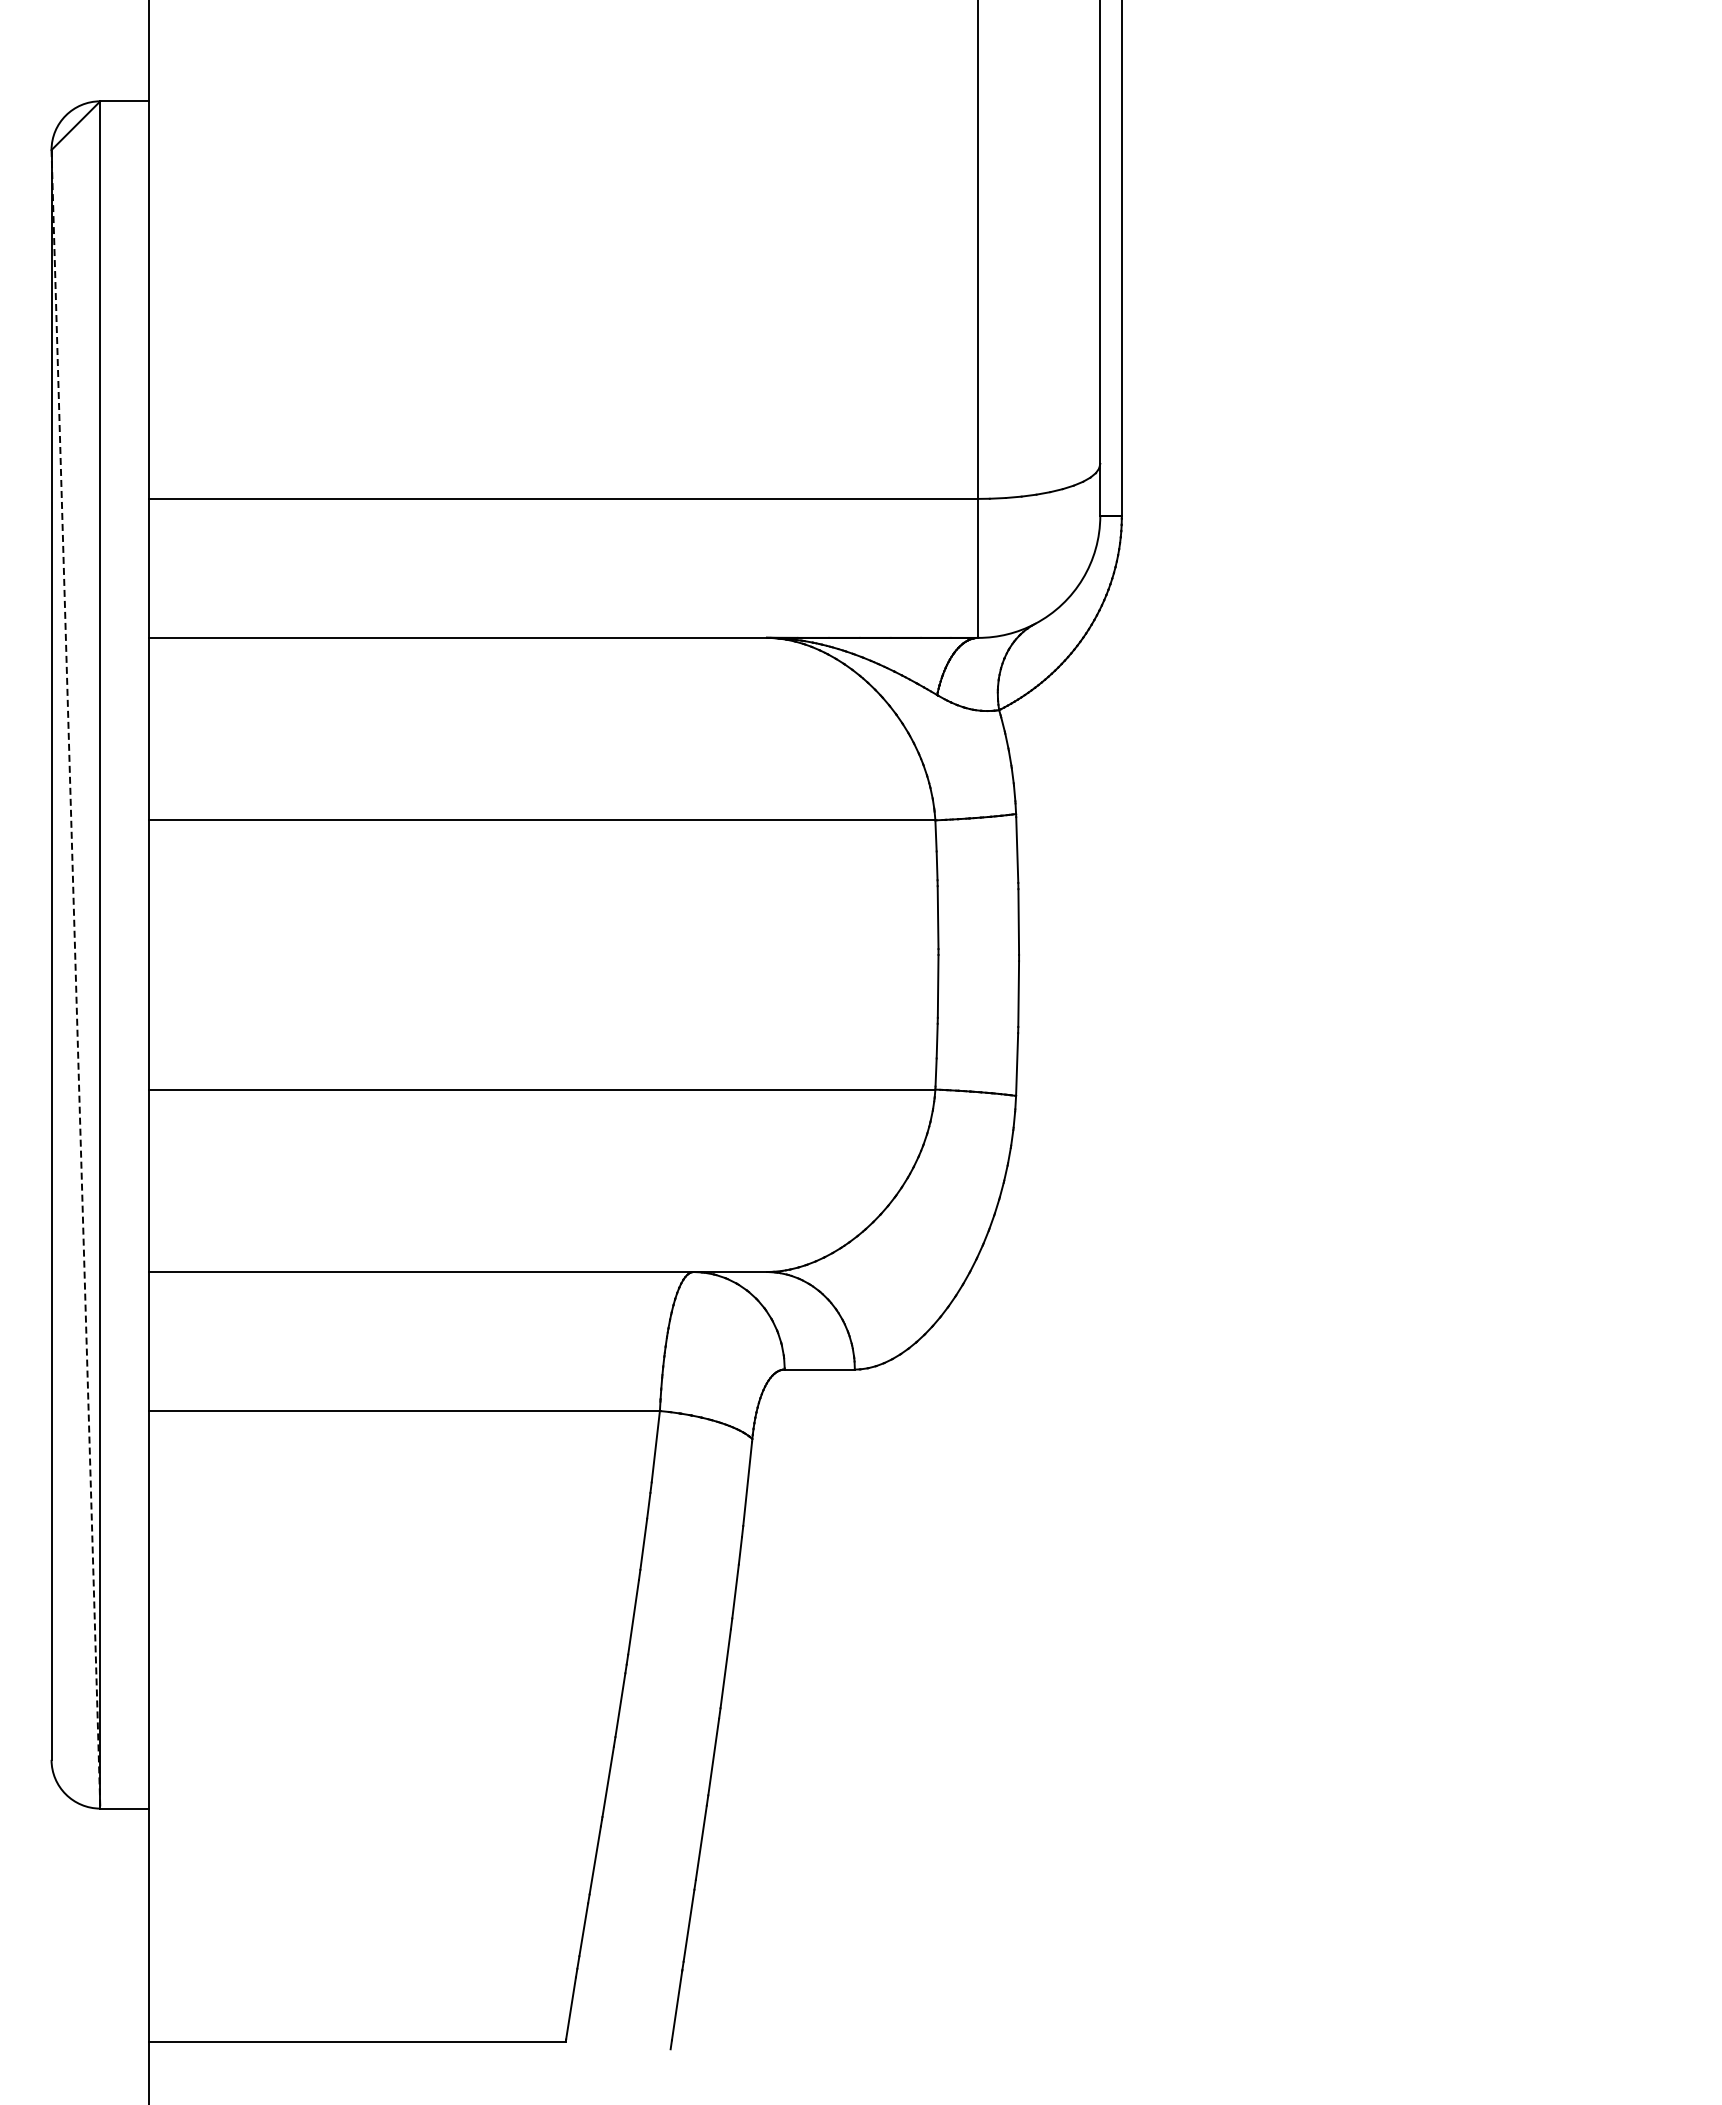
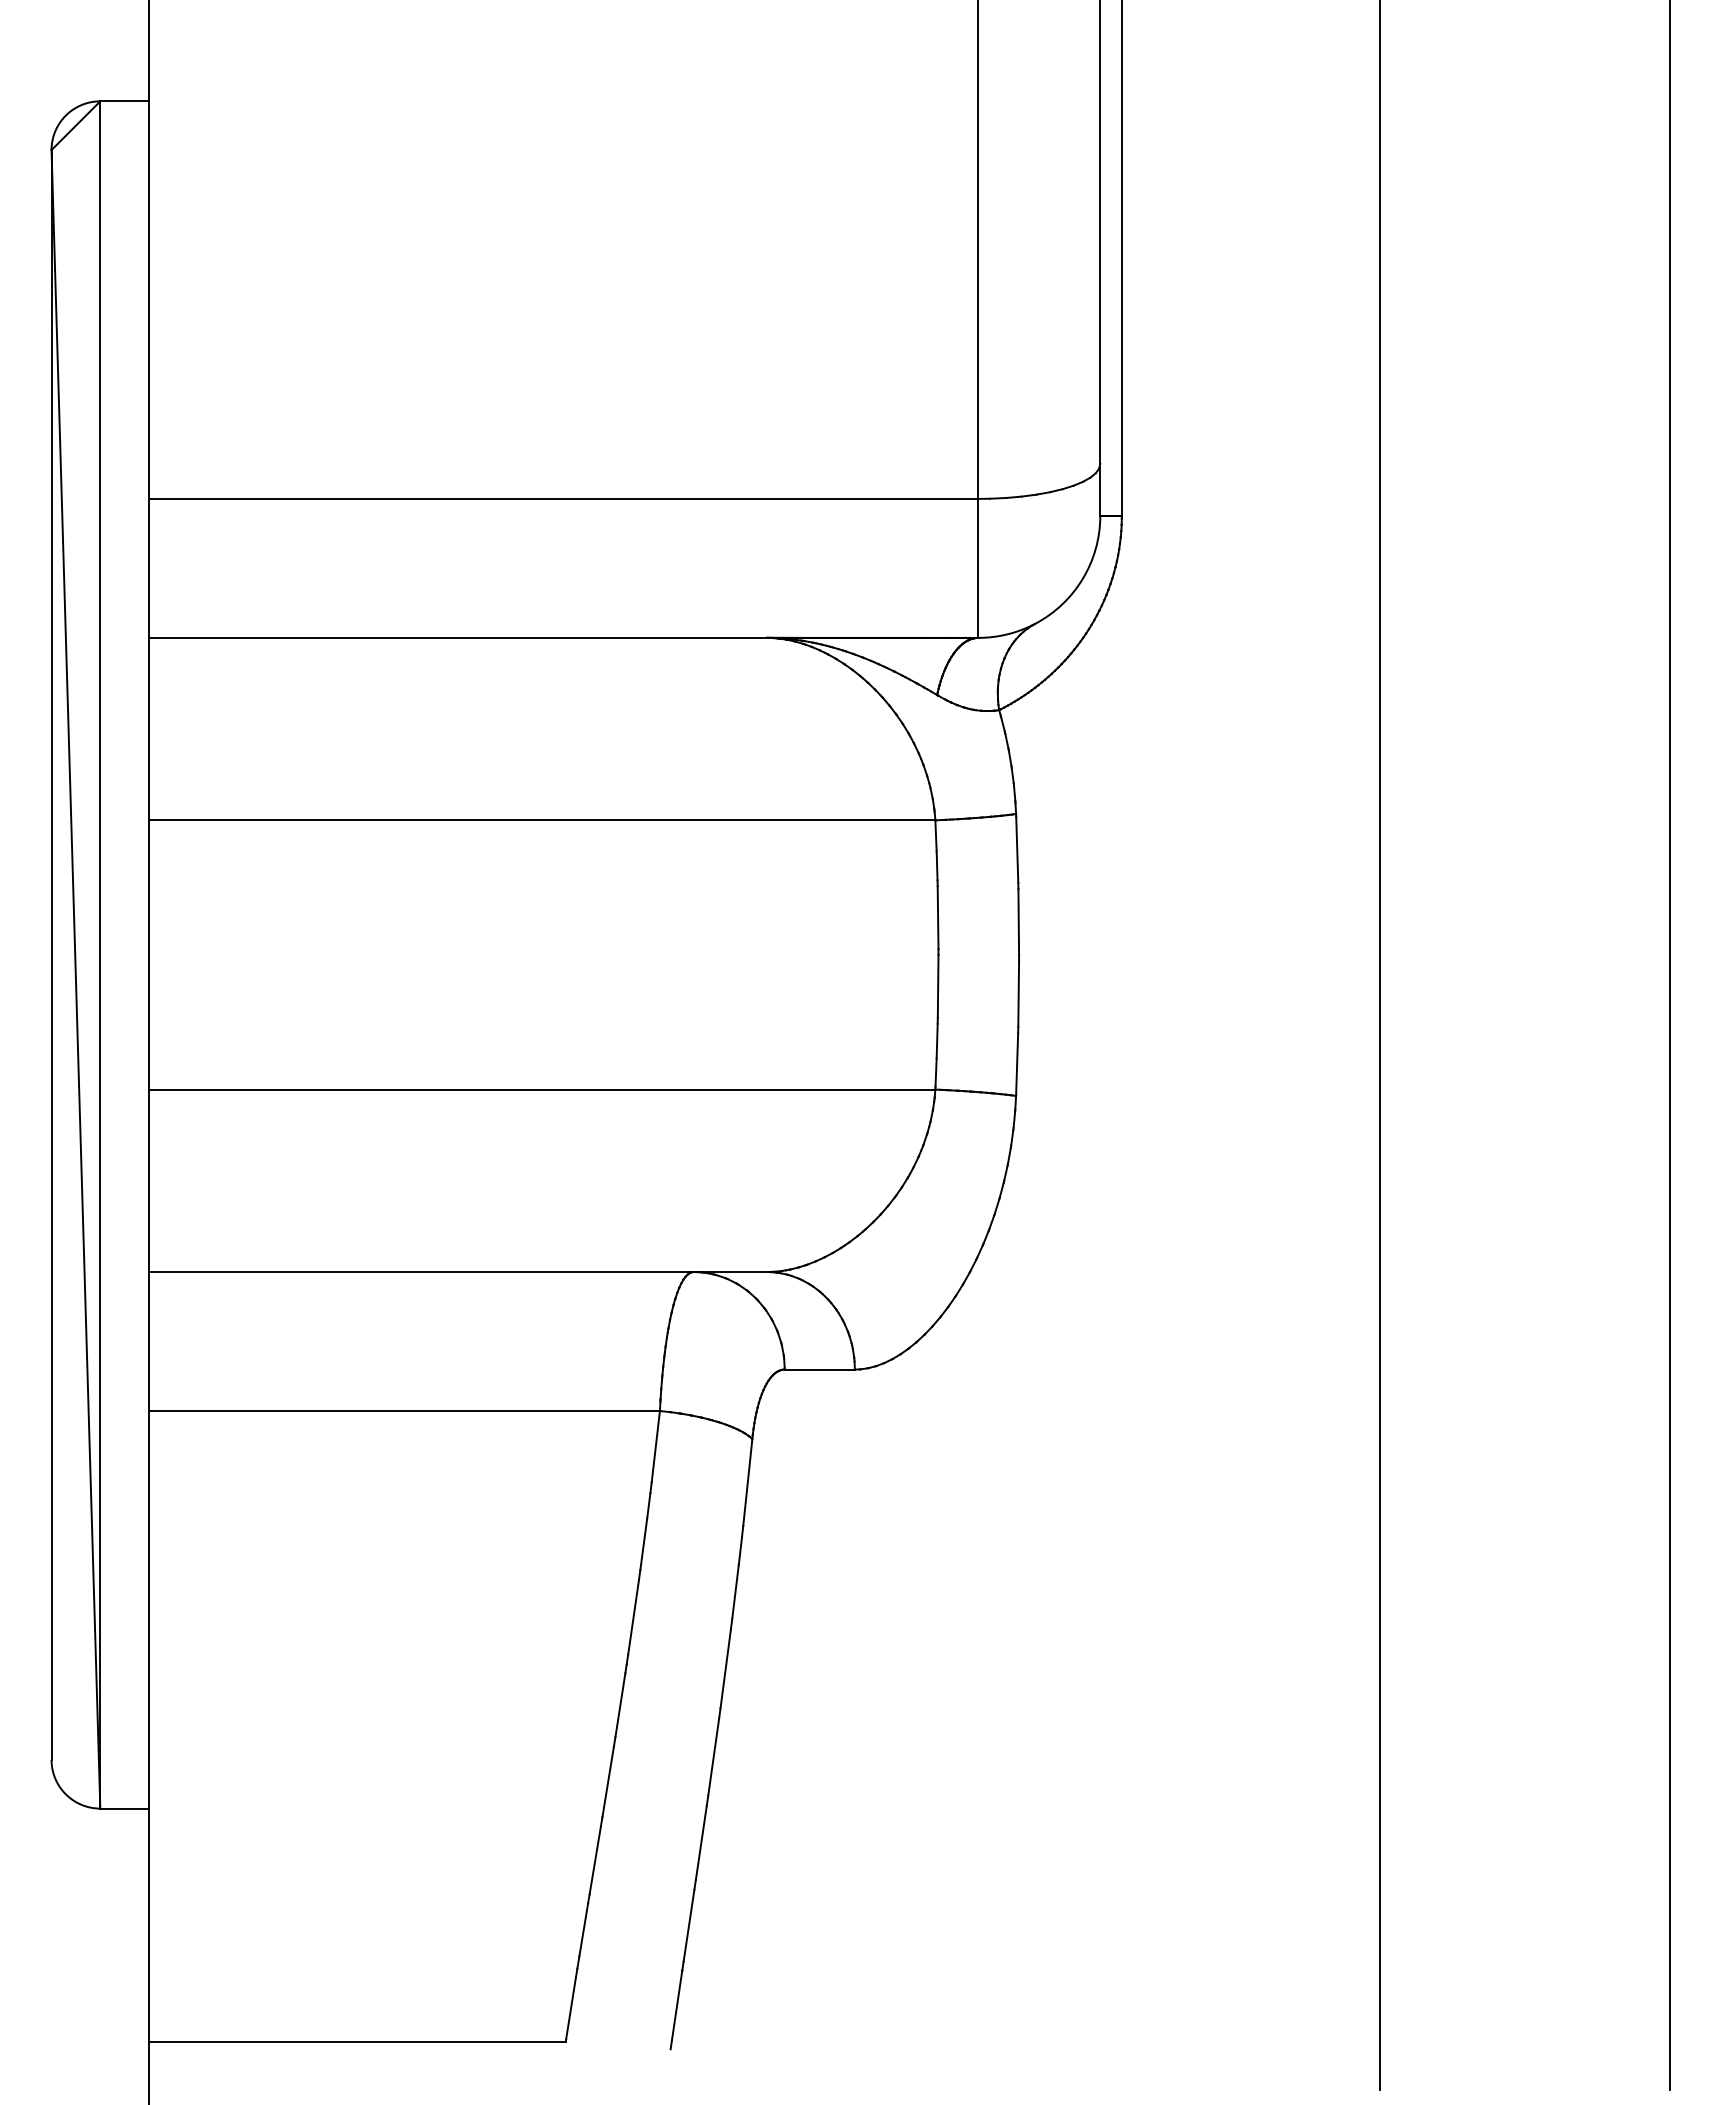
line: dashed -> solid (75, 979)
line: none -> present (1380, 1046)
line: none -> present (1670, 1046)
